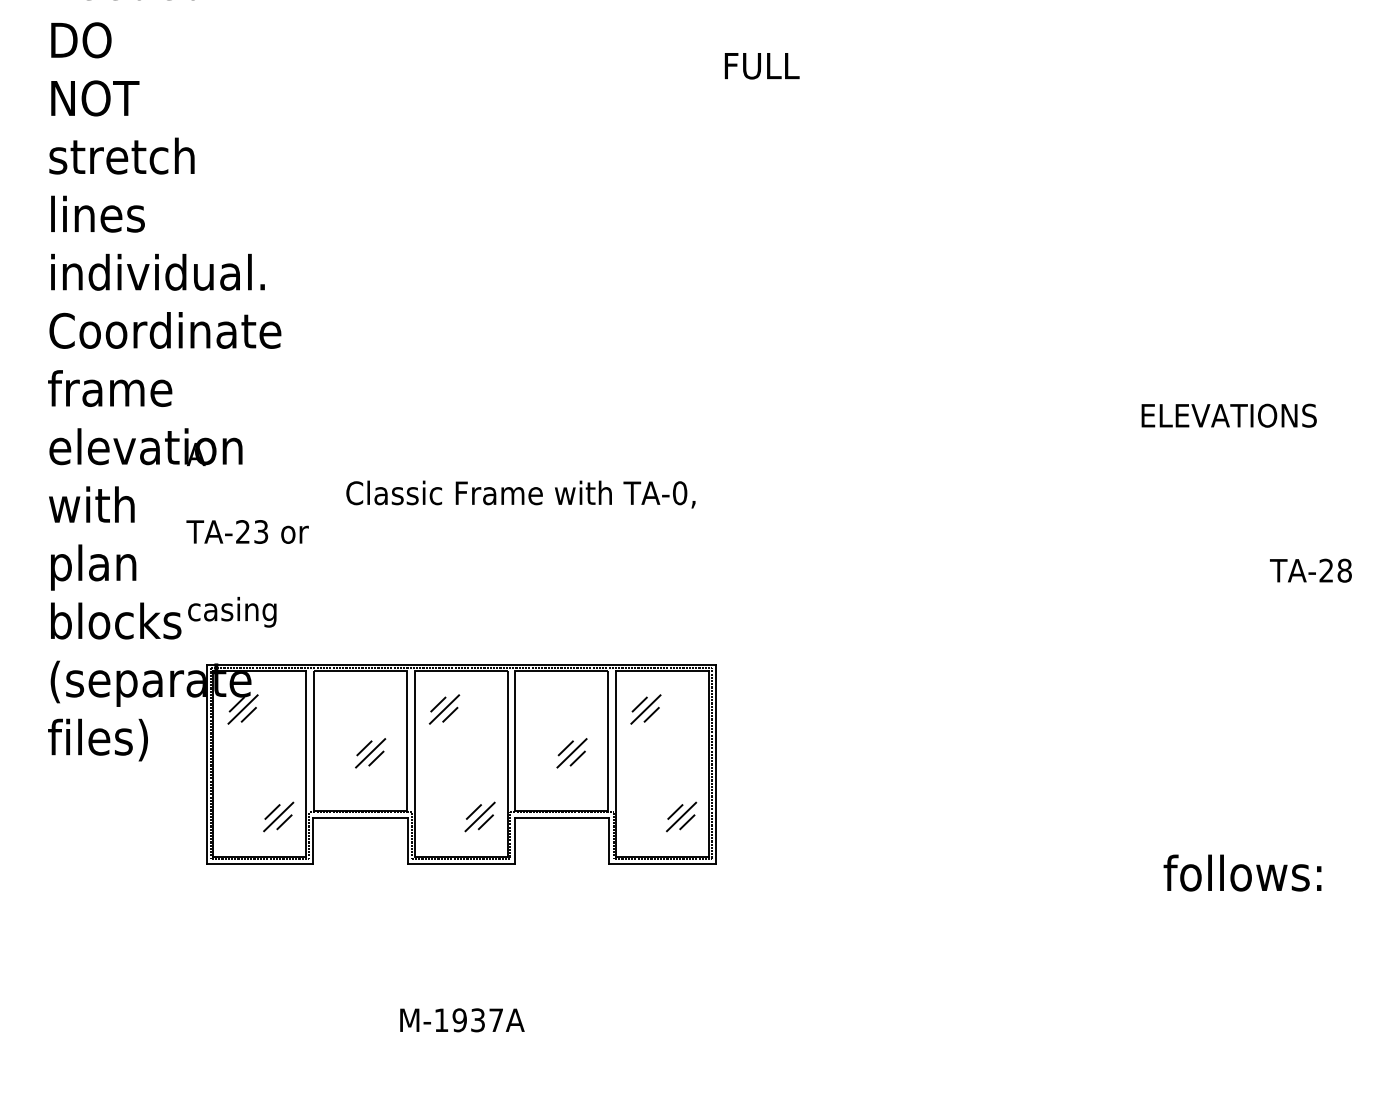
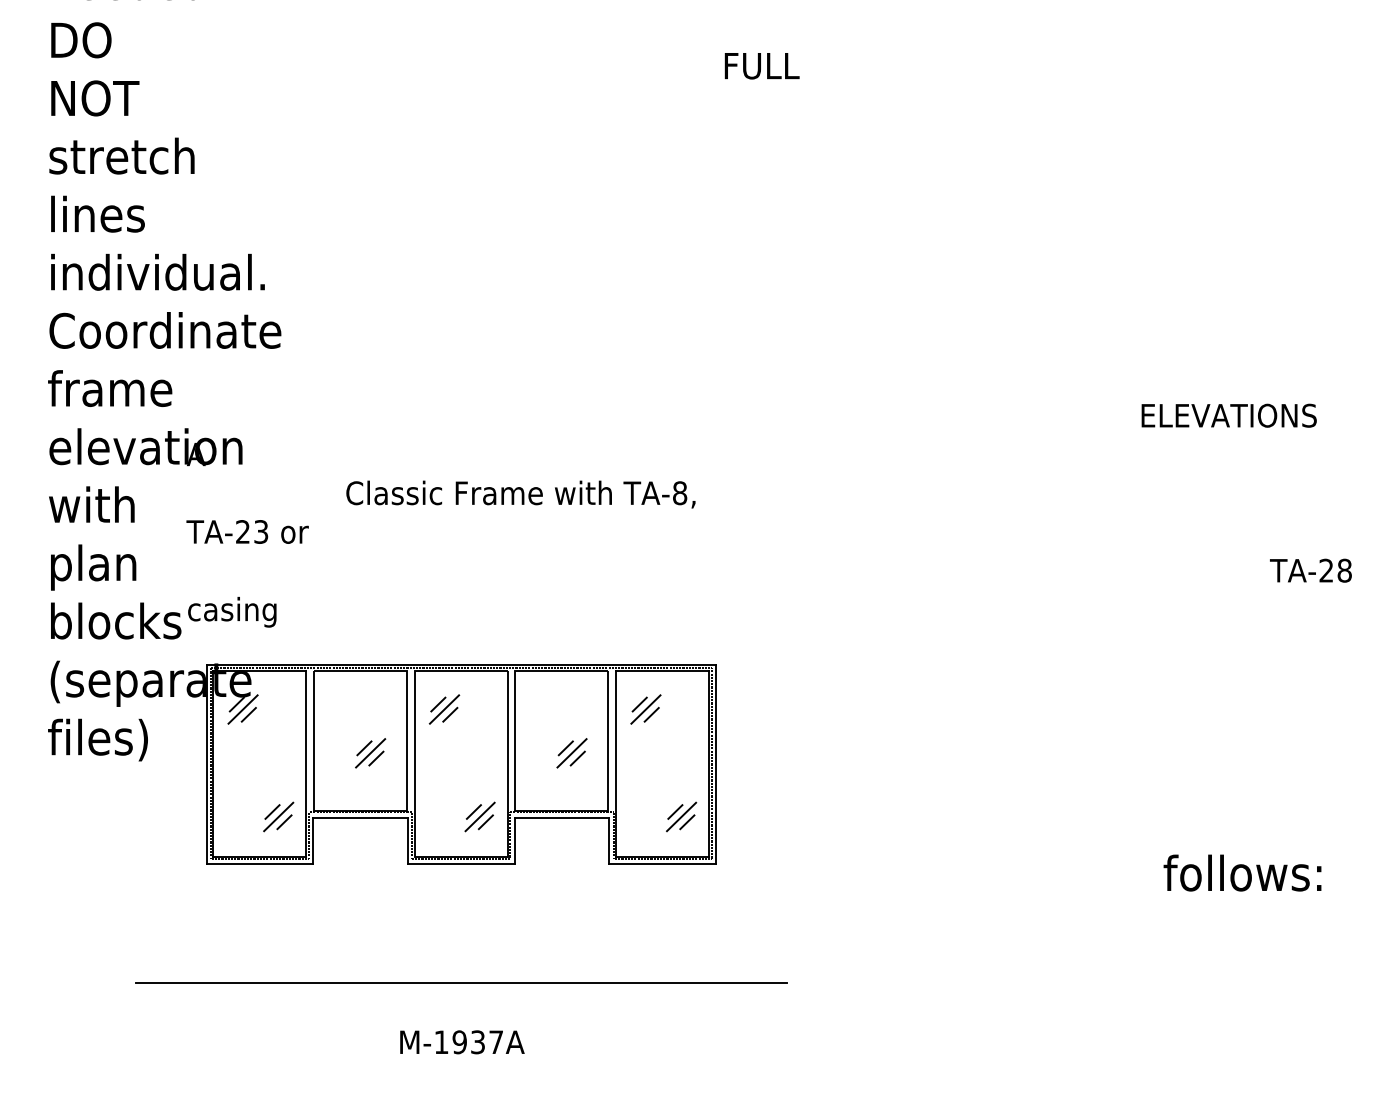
text: TA-0, -> TA-8, (680, 492)
line: none -> present (461, 982)
text position: (462, 1020) -> (462, 1042) (462, 1042)
